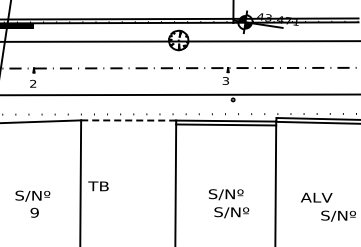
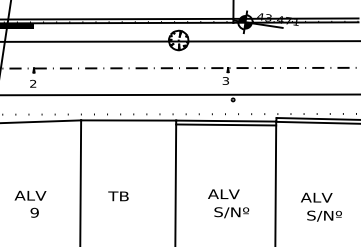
line: dashed -> solid (128, 120)
text position: (98, 186) -> (118, 196) (118, 196)
text: S/Nº -> ALV (225, 194)
text: S/Nº -> ALV (32, 195)
text position: (338, 215) -> (324, 215) (324, 215)
